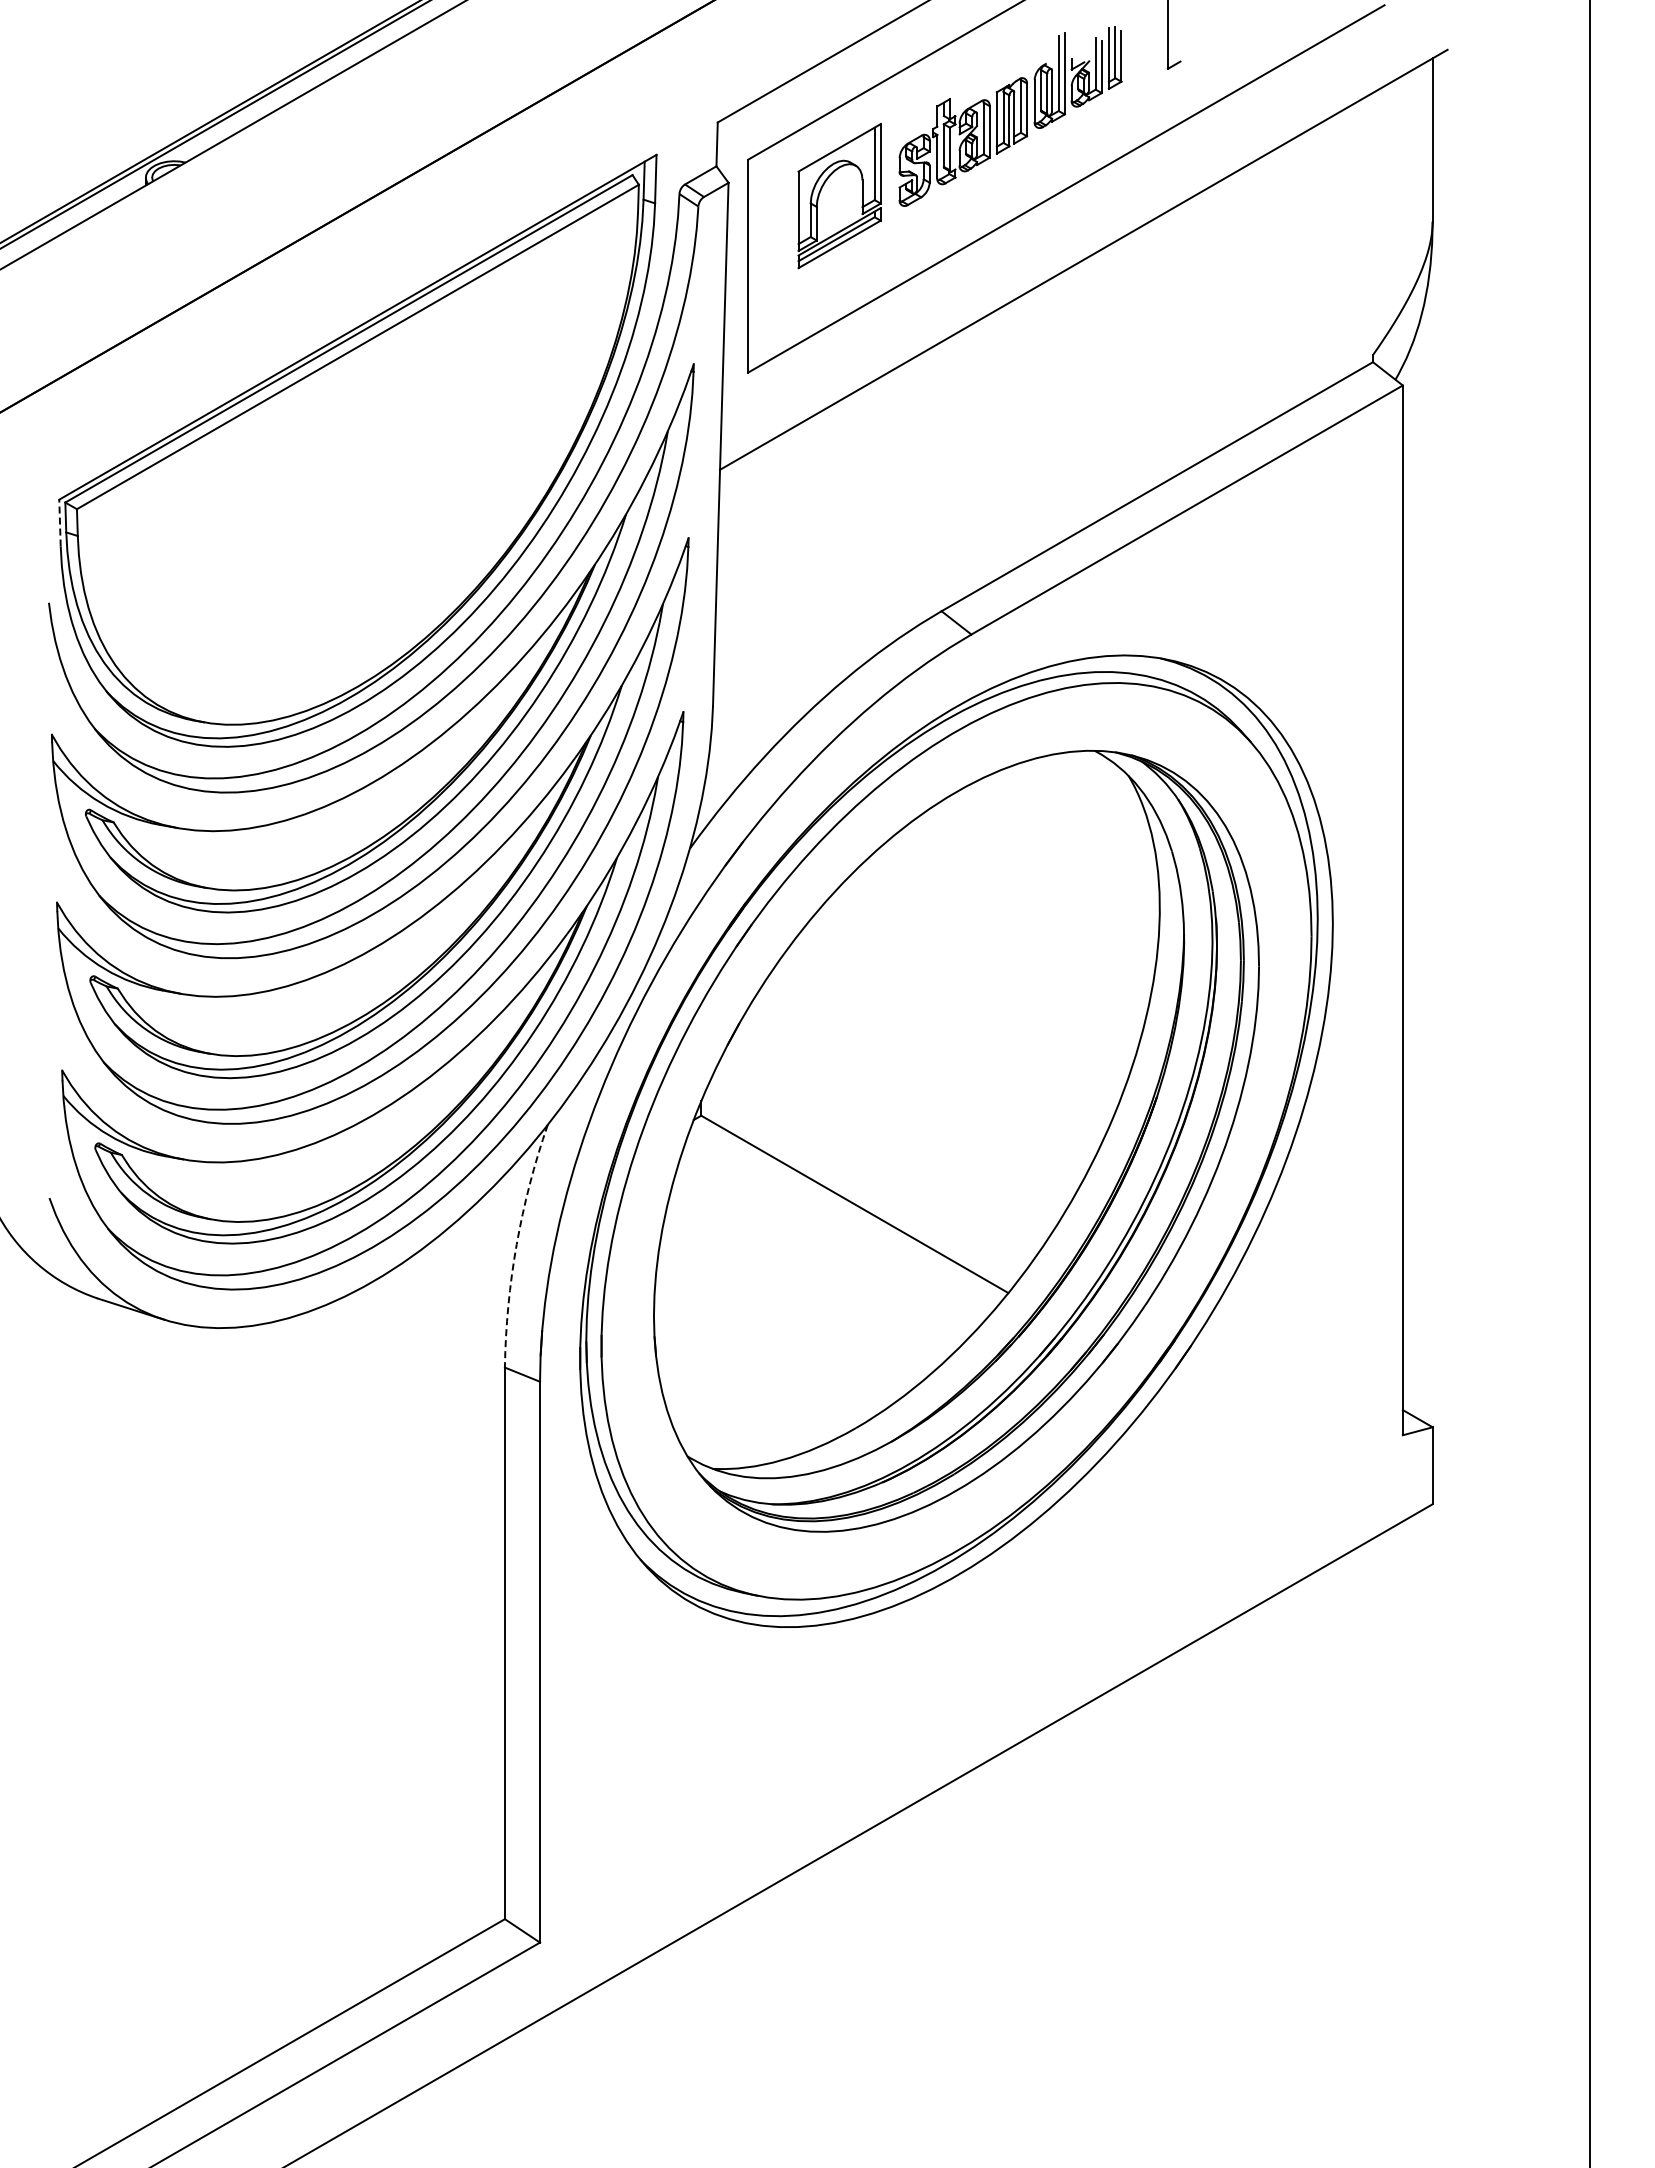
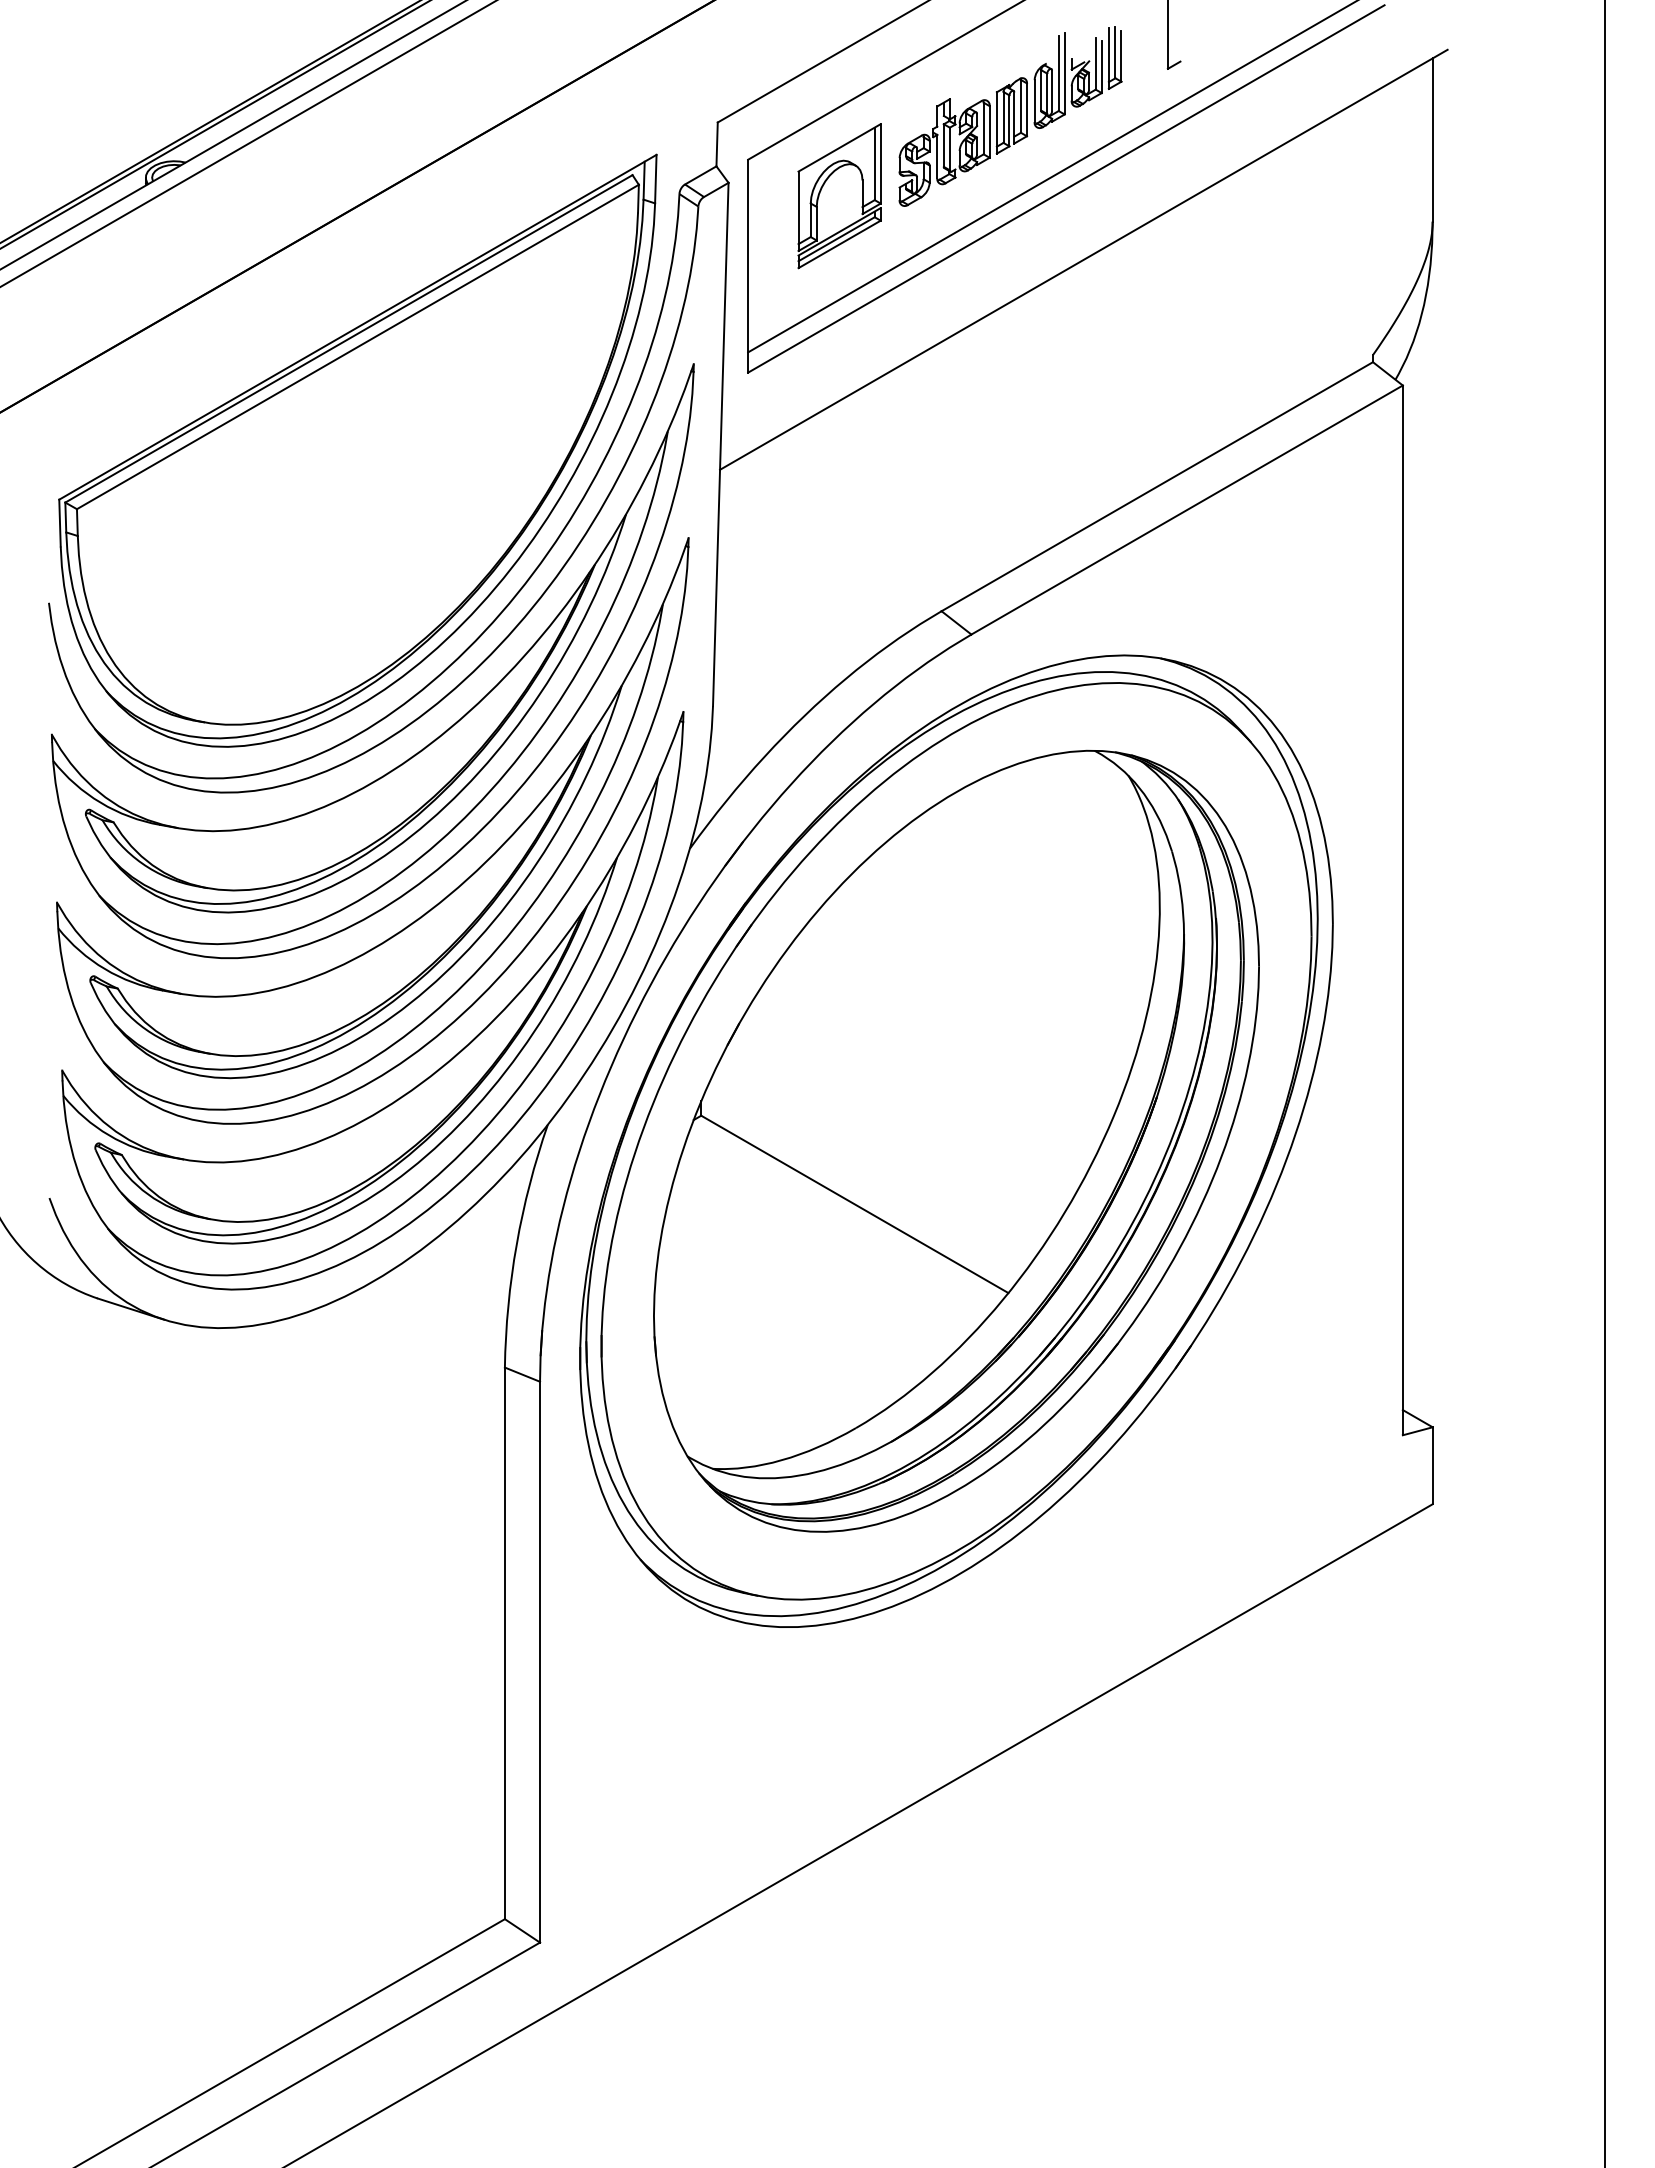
line: none -> present (247, 143)
line: none -> present (1051, 177)
line: dashed -> solid (59, 522)
line position: (1590, 1083) -> (1605, 1083) (1605, 1083)
arc: dashed -> solid (516, 1244)
